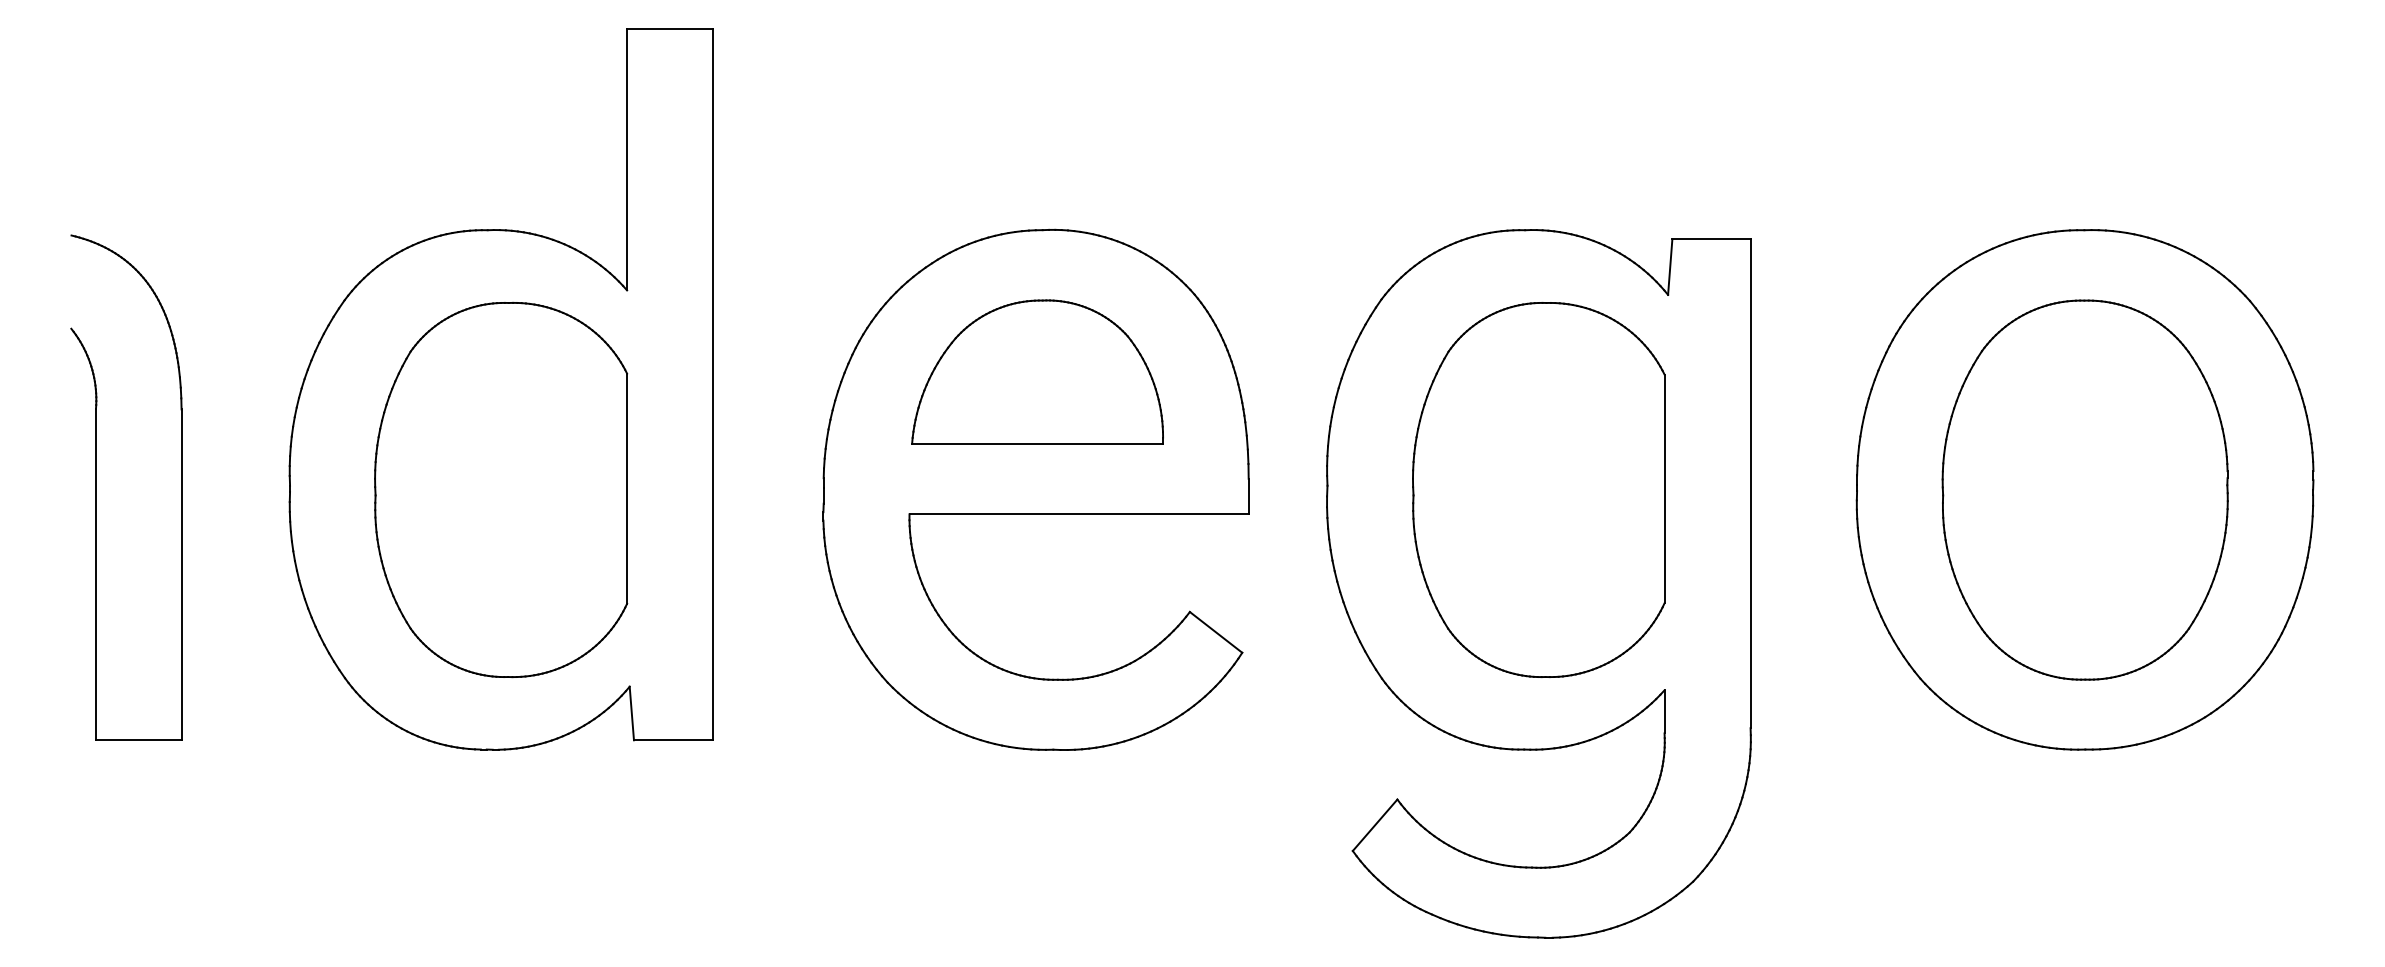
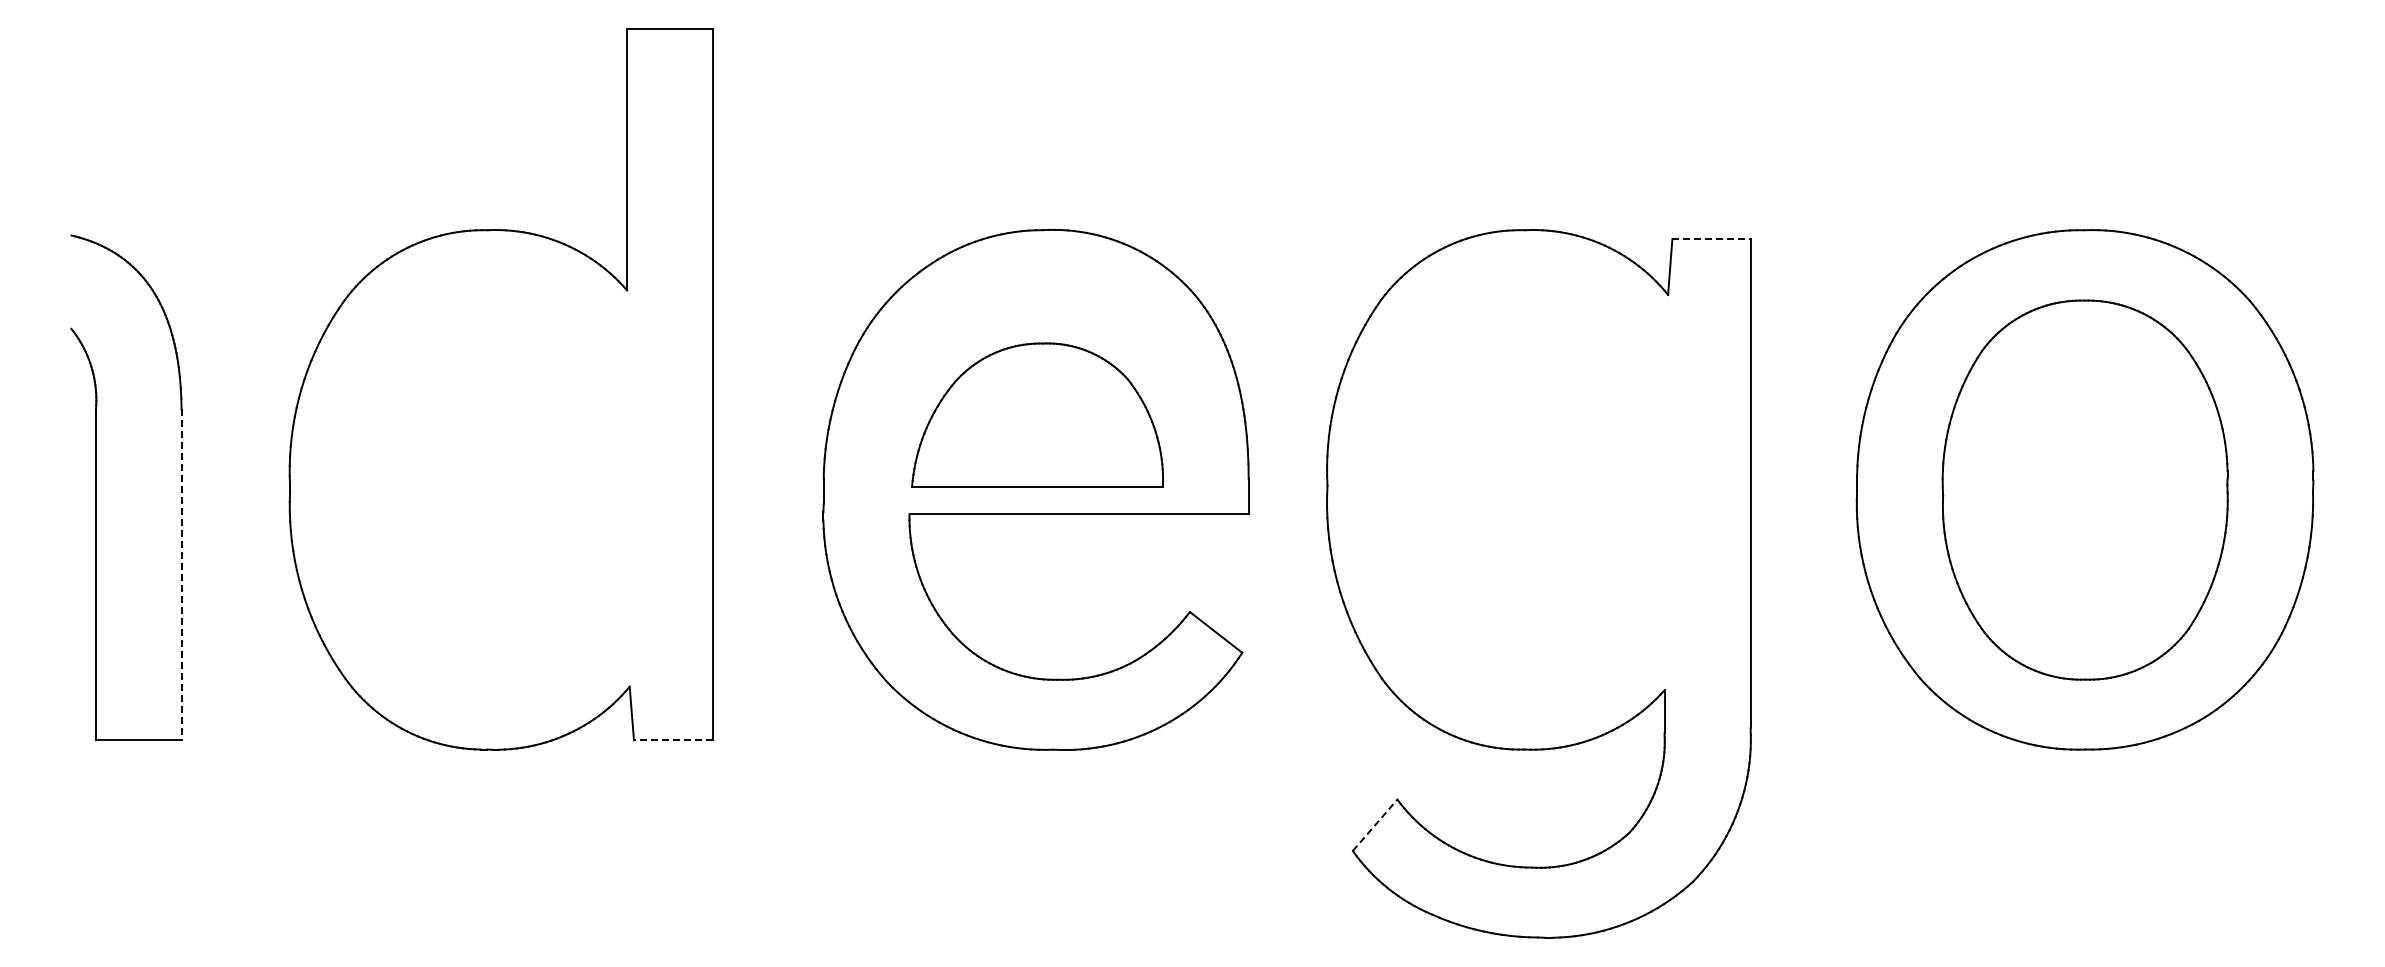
line: solid -> dashed (1711, 239)
part position: (1037, 371) -> (1037, 414) (1037, 414)
part: present -> none (501, 489)
part: present -> none (1538, 489)
line: solid -> dashed (181, 575)
line: solid -> dashed (672, 740)
line: solid -> dashed (1375, 824)
